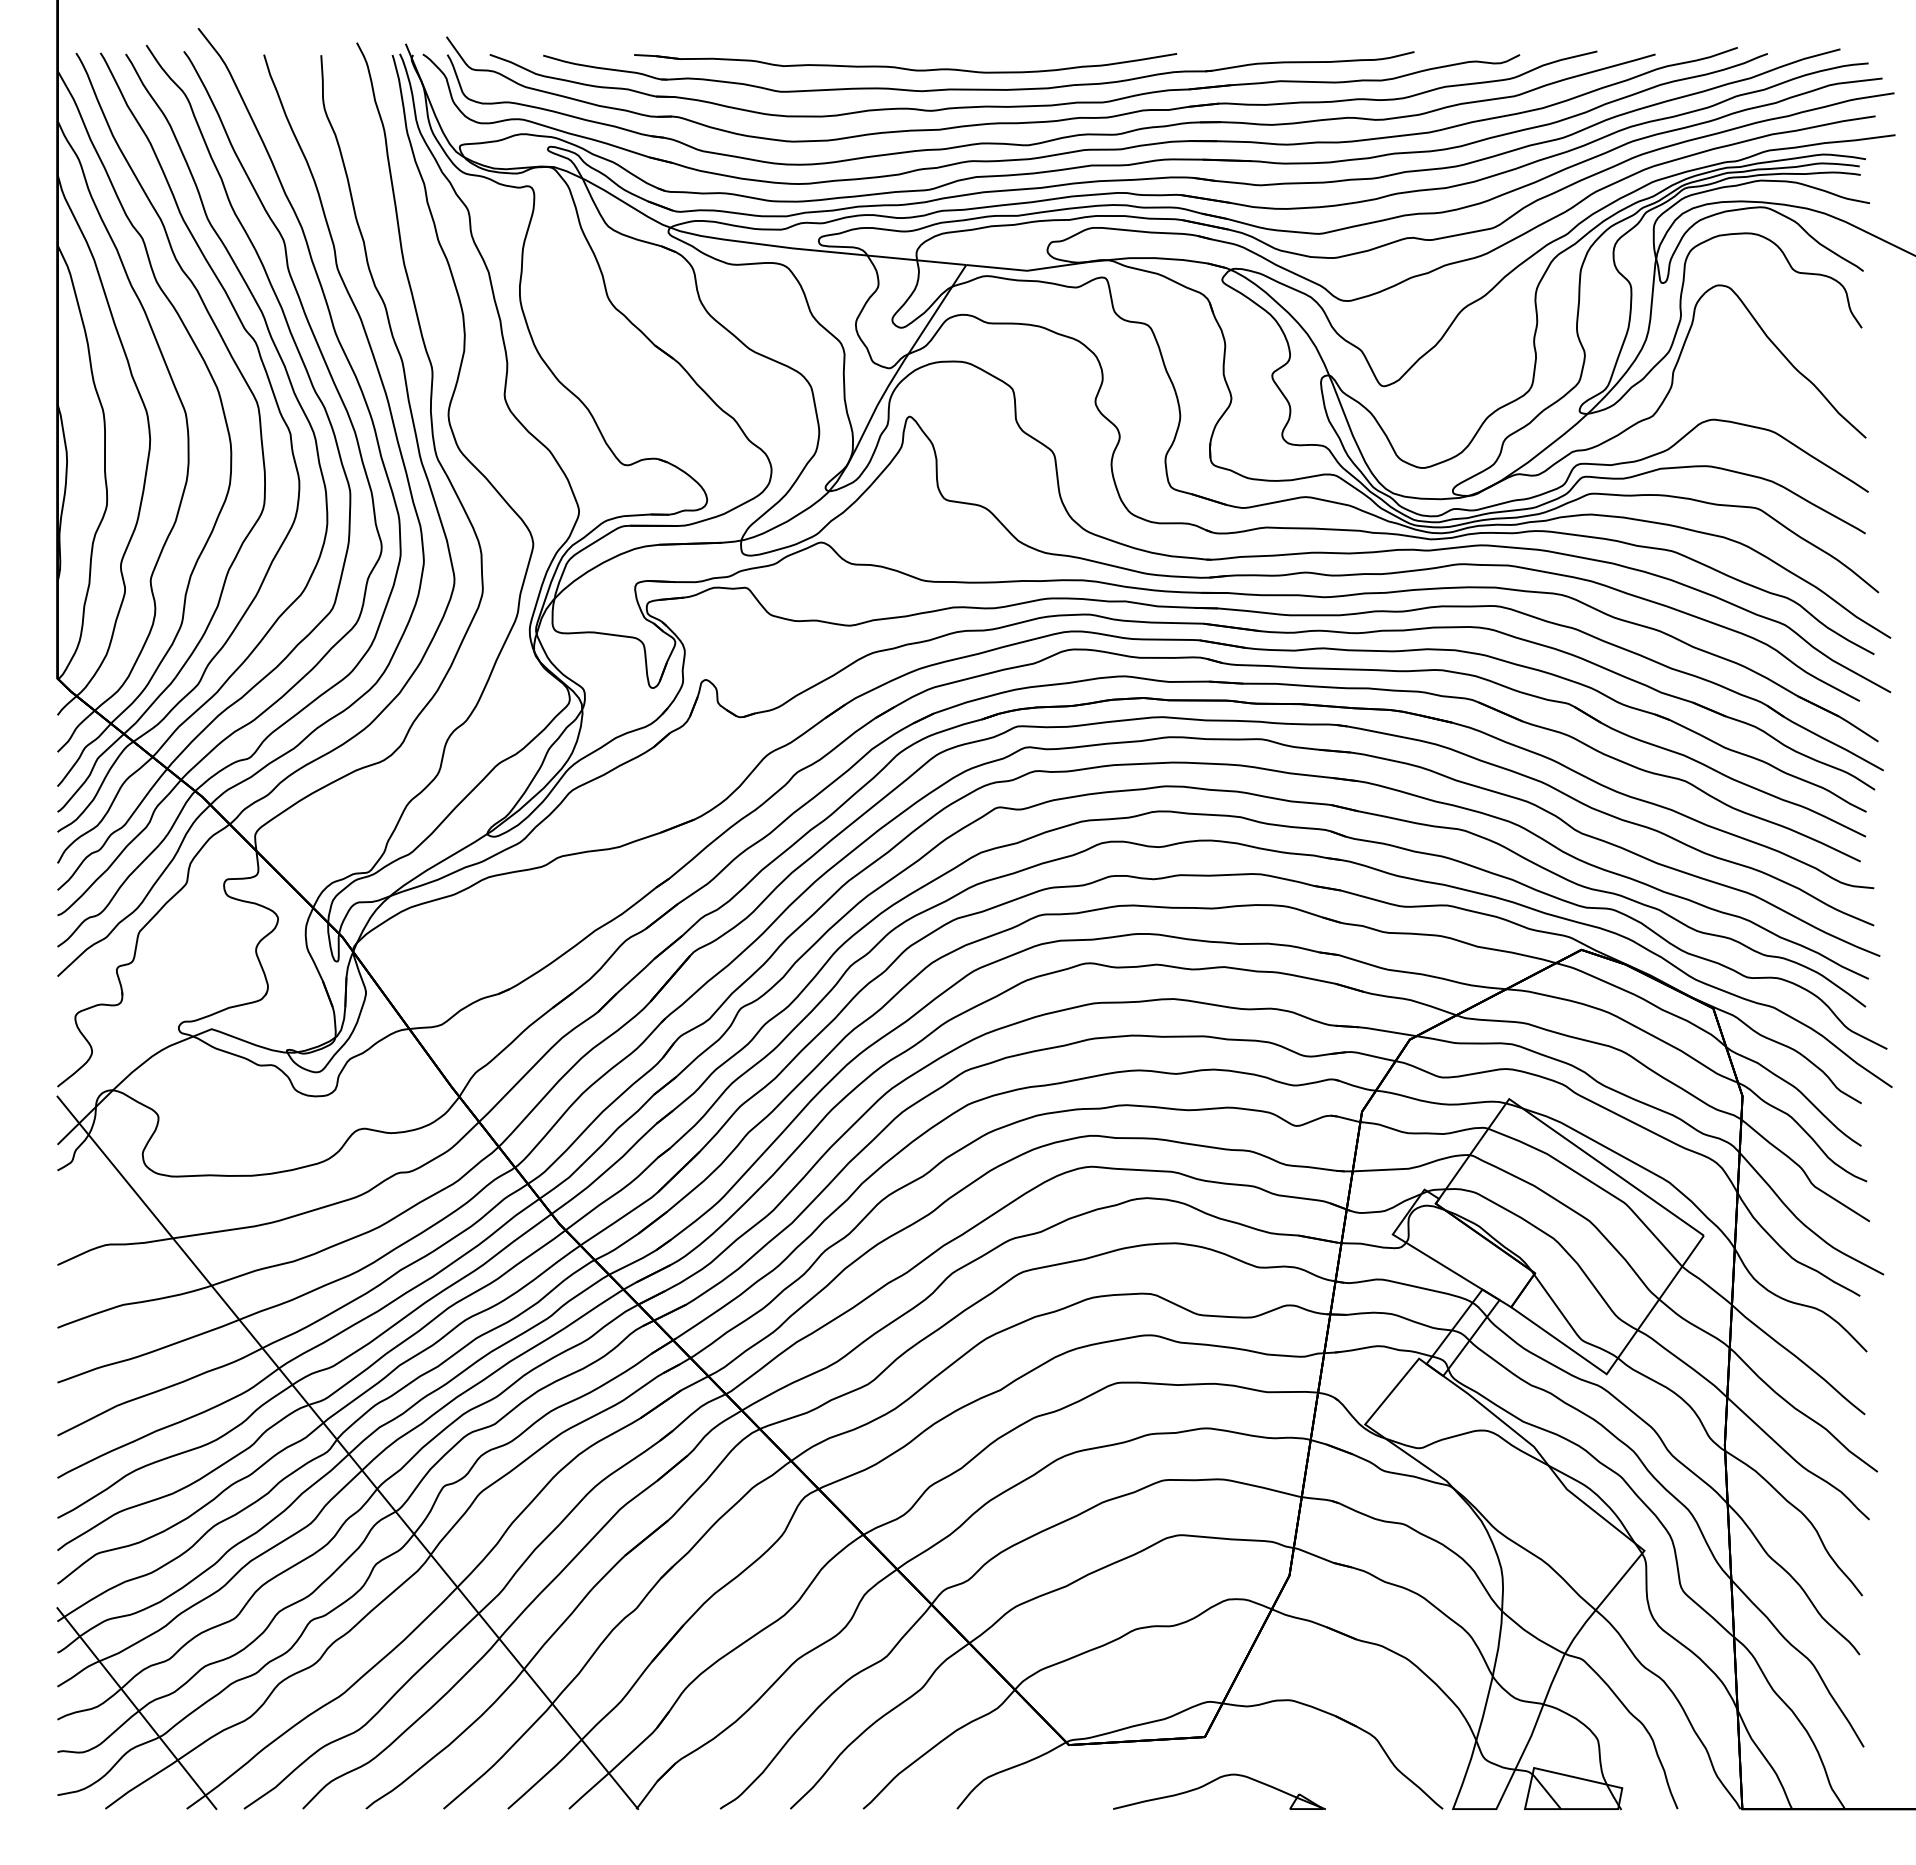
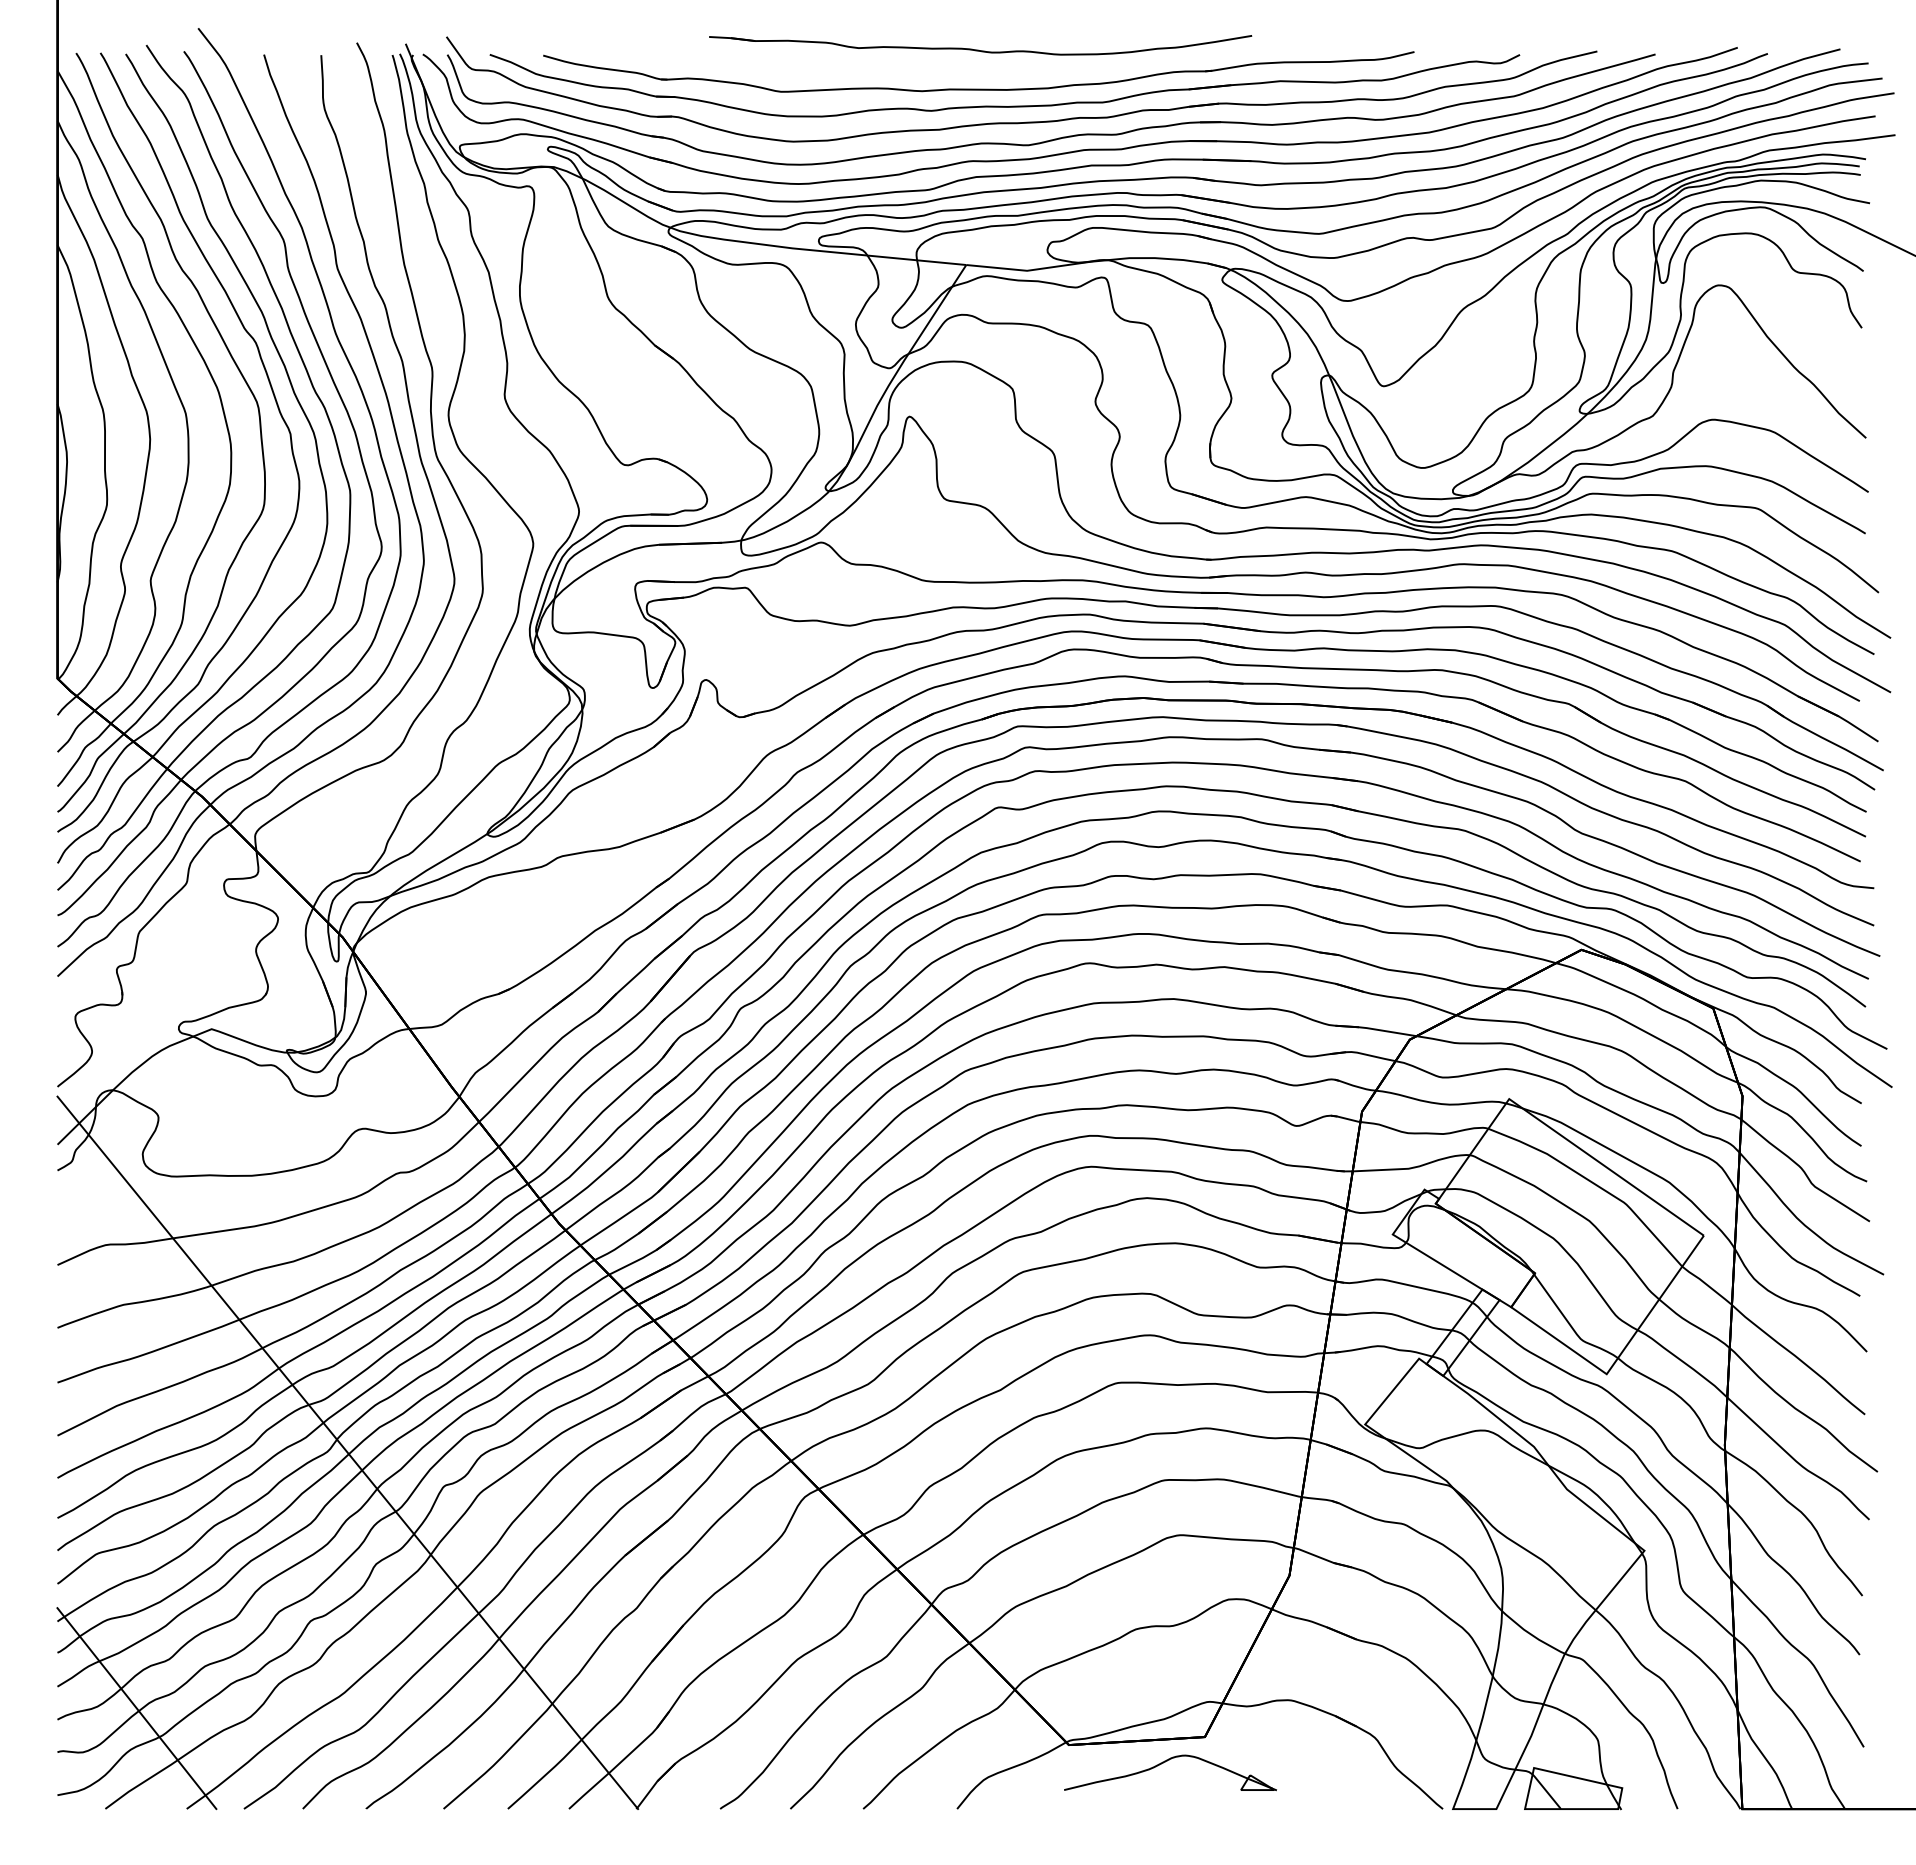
part position: (905, 63) -> (980, 45) (980, 45)
part position: (1214, 1781) -> (1165, 1762) (1165, 1762)
